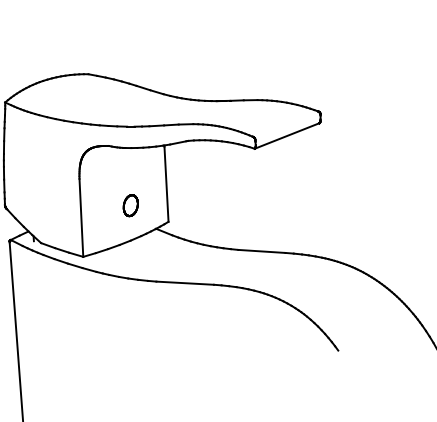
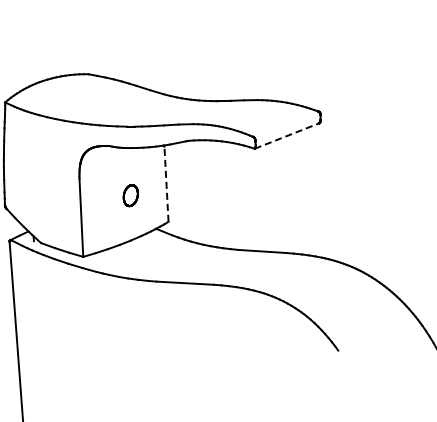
line: solid -> dashed (286, 136)
line: solid -> dashed (166, 184)
part position: (130, 205) -> (130, 195) (130, 195)
